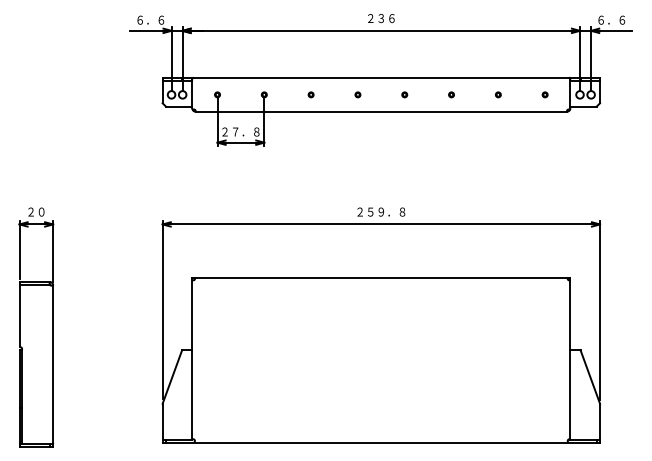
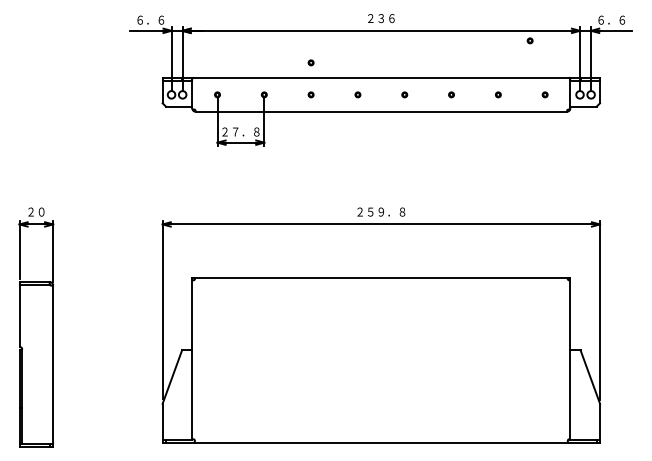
part: none -> present (529, 40)
part: none -> present (310, 62)
